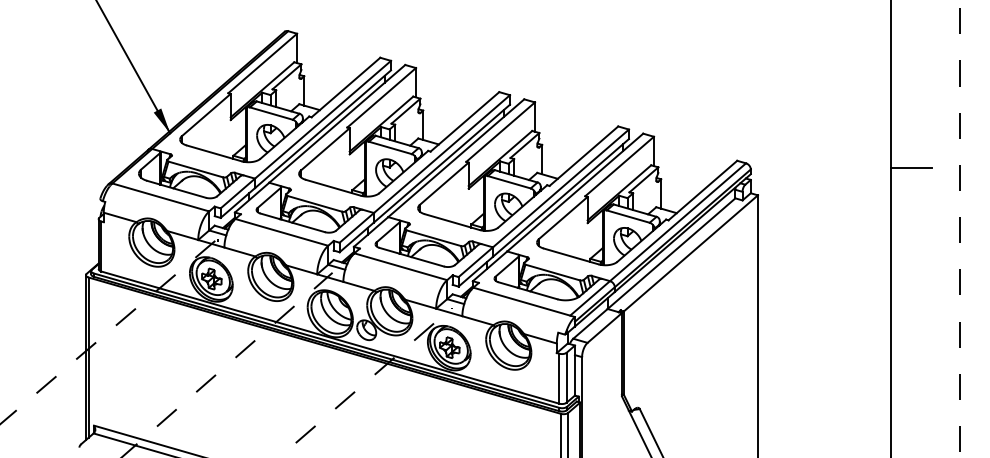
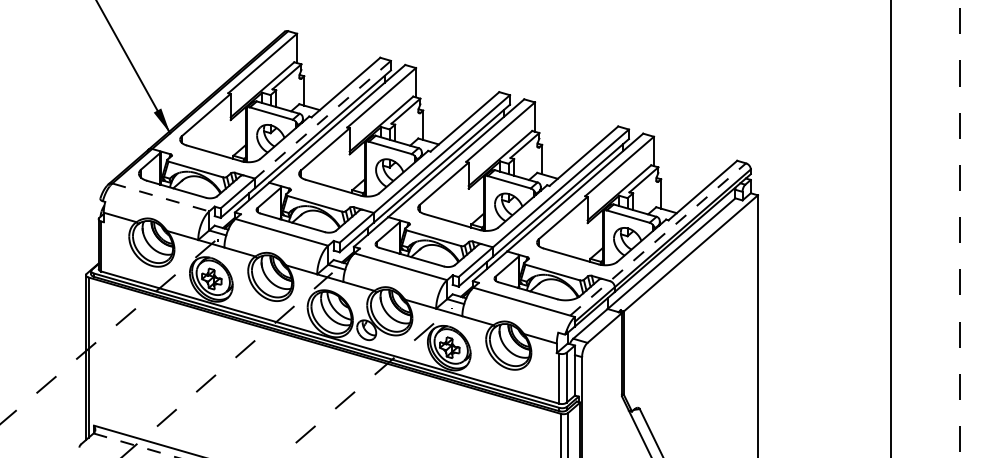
line: solid -> dashed (323, 119)
line: present -> none (911, 167)
line: solid -> dashed (161, 197)
line: solid -> dashed (658, 239)
line: solid -> dashed (135, 445)
